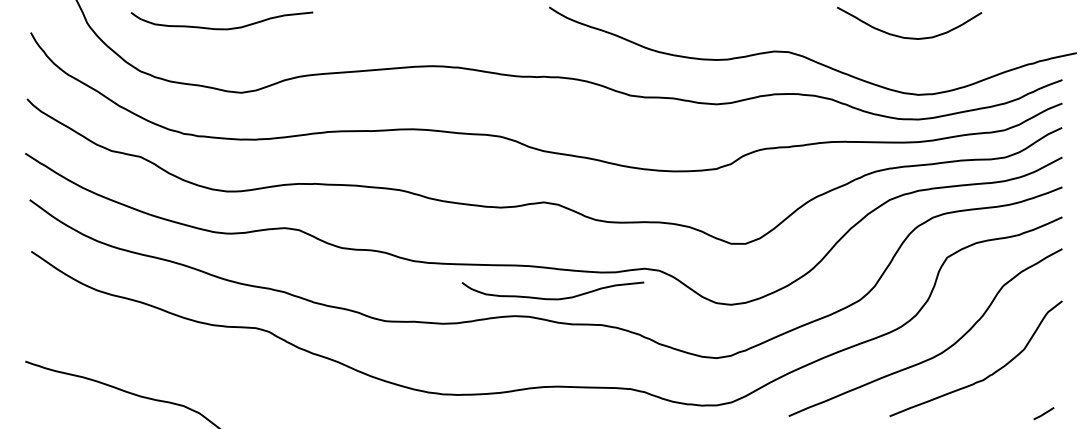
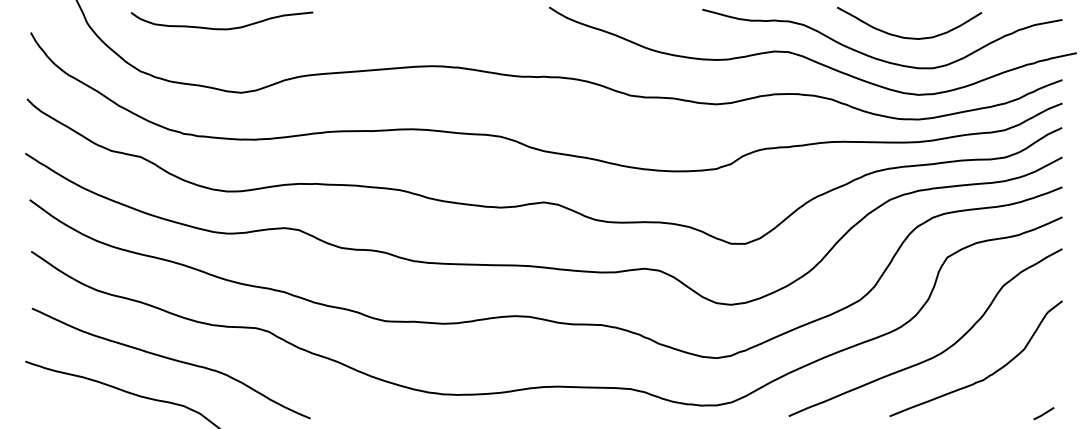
curve: none -> present (876, 57)
curve: present -> none (552, 298)
curve: none -> present (171, 360)
